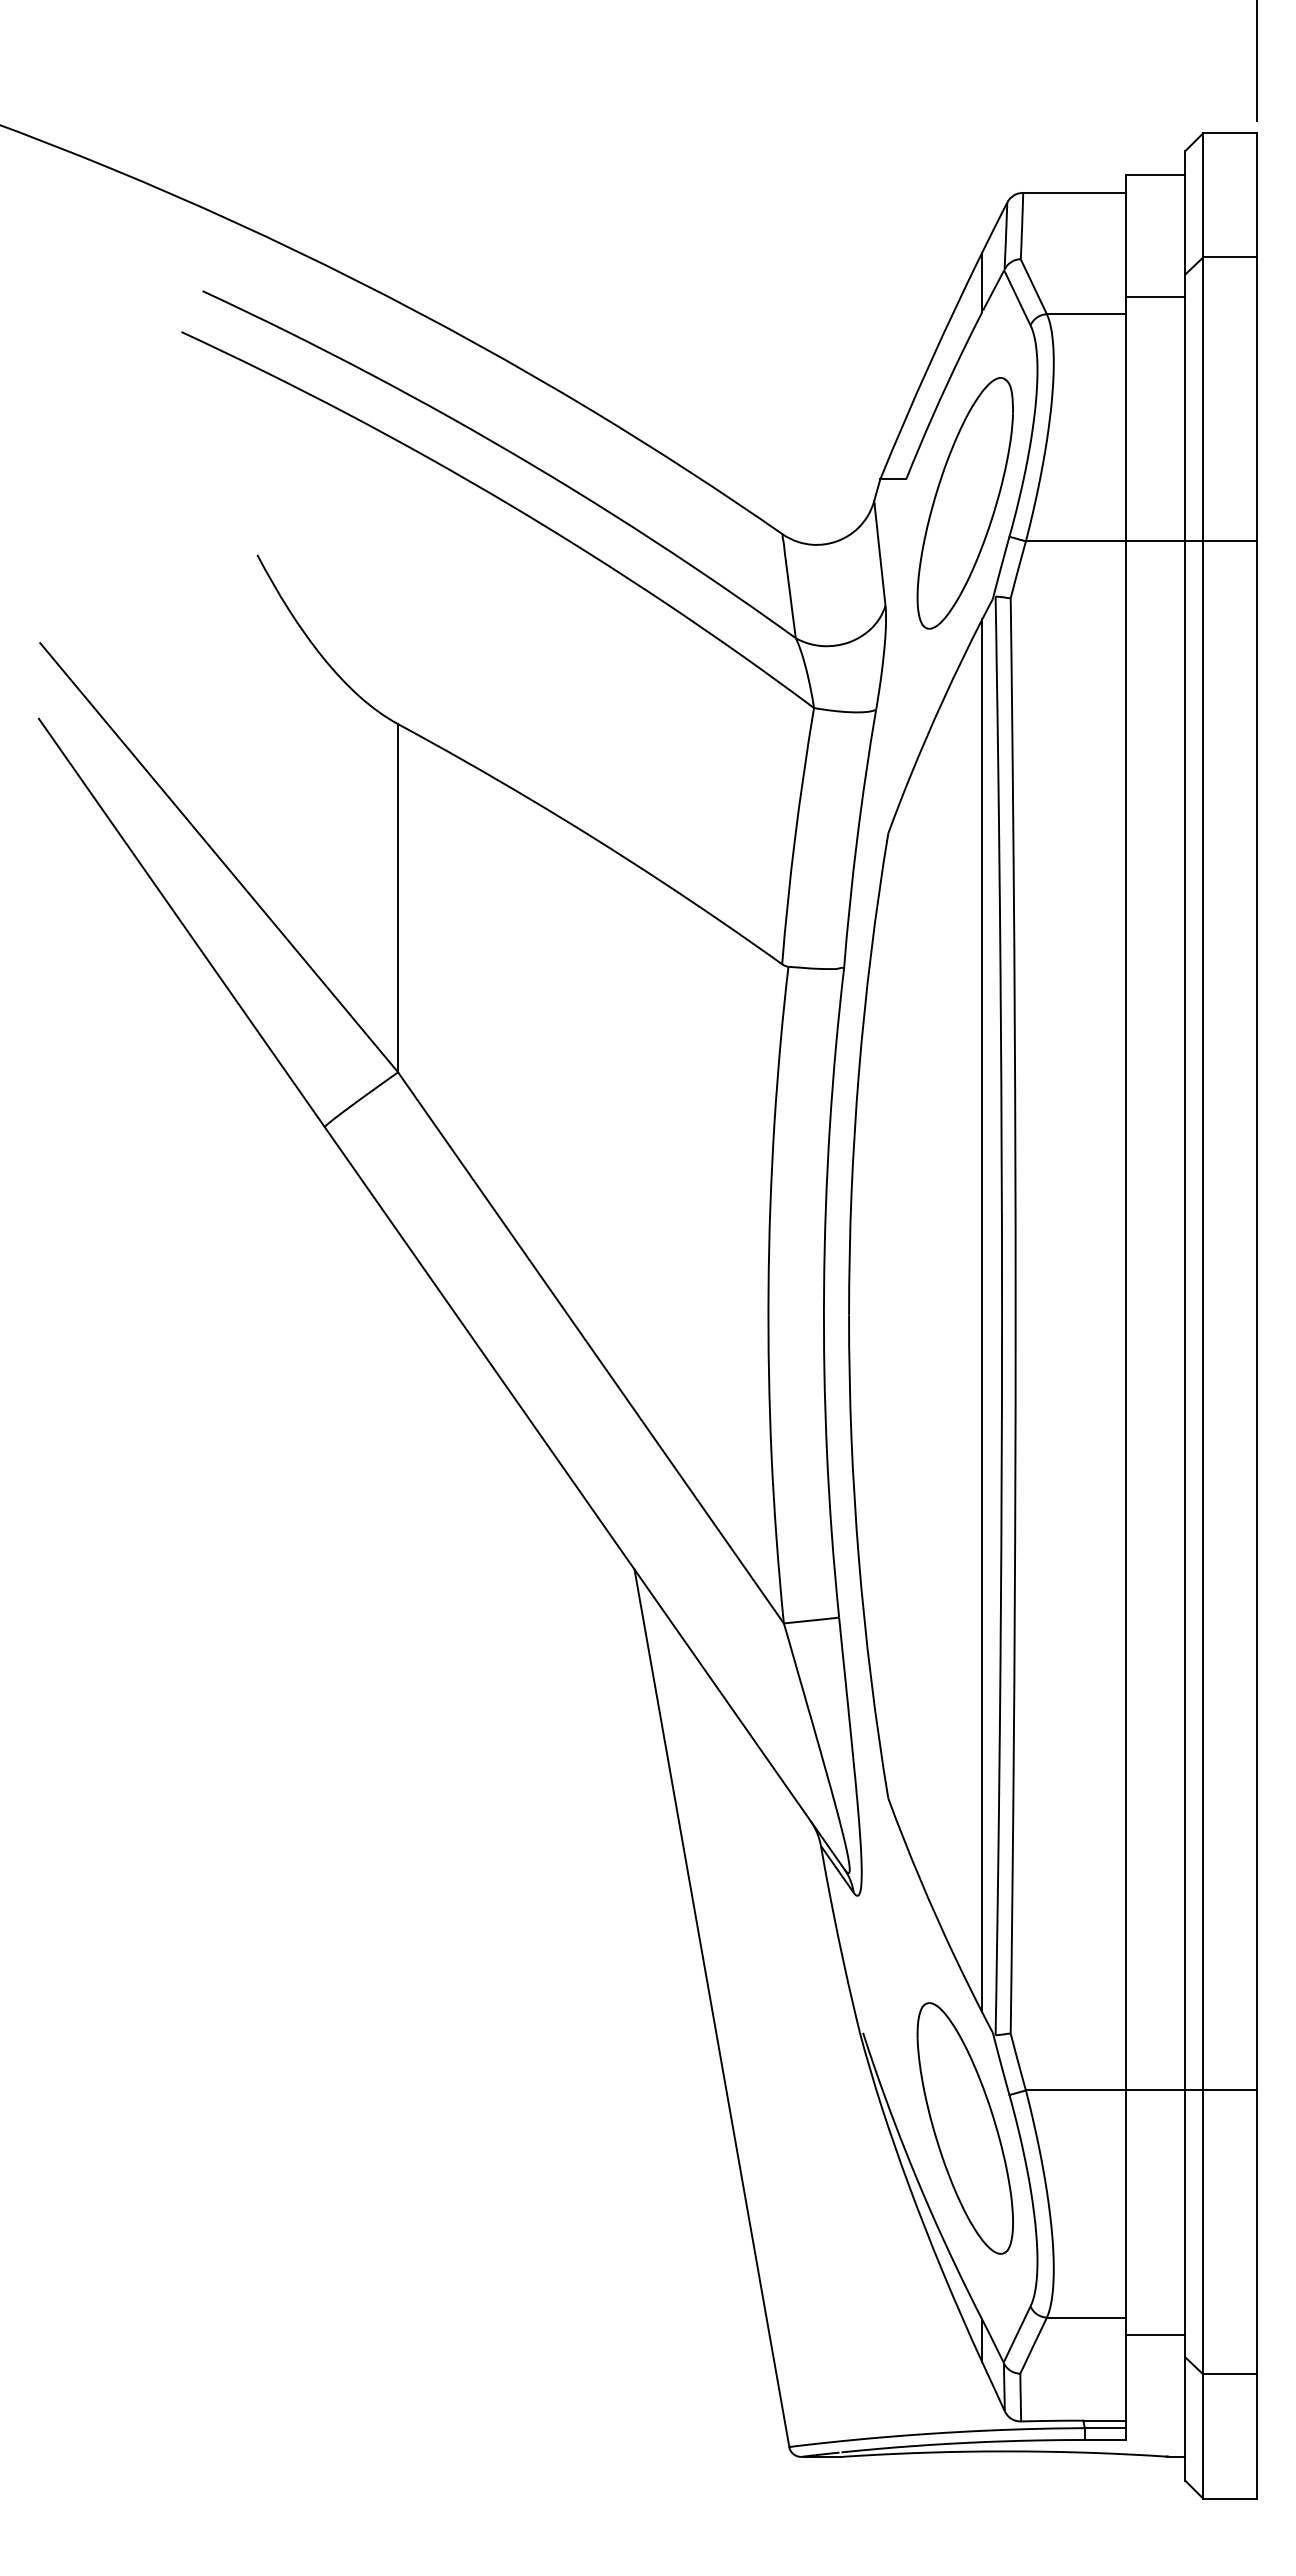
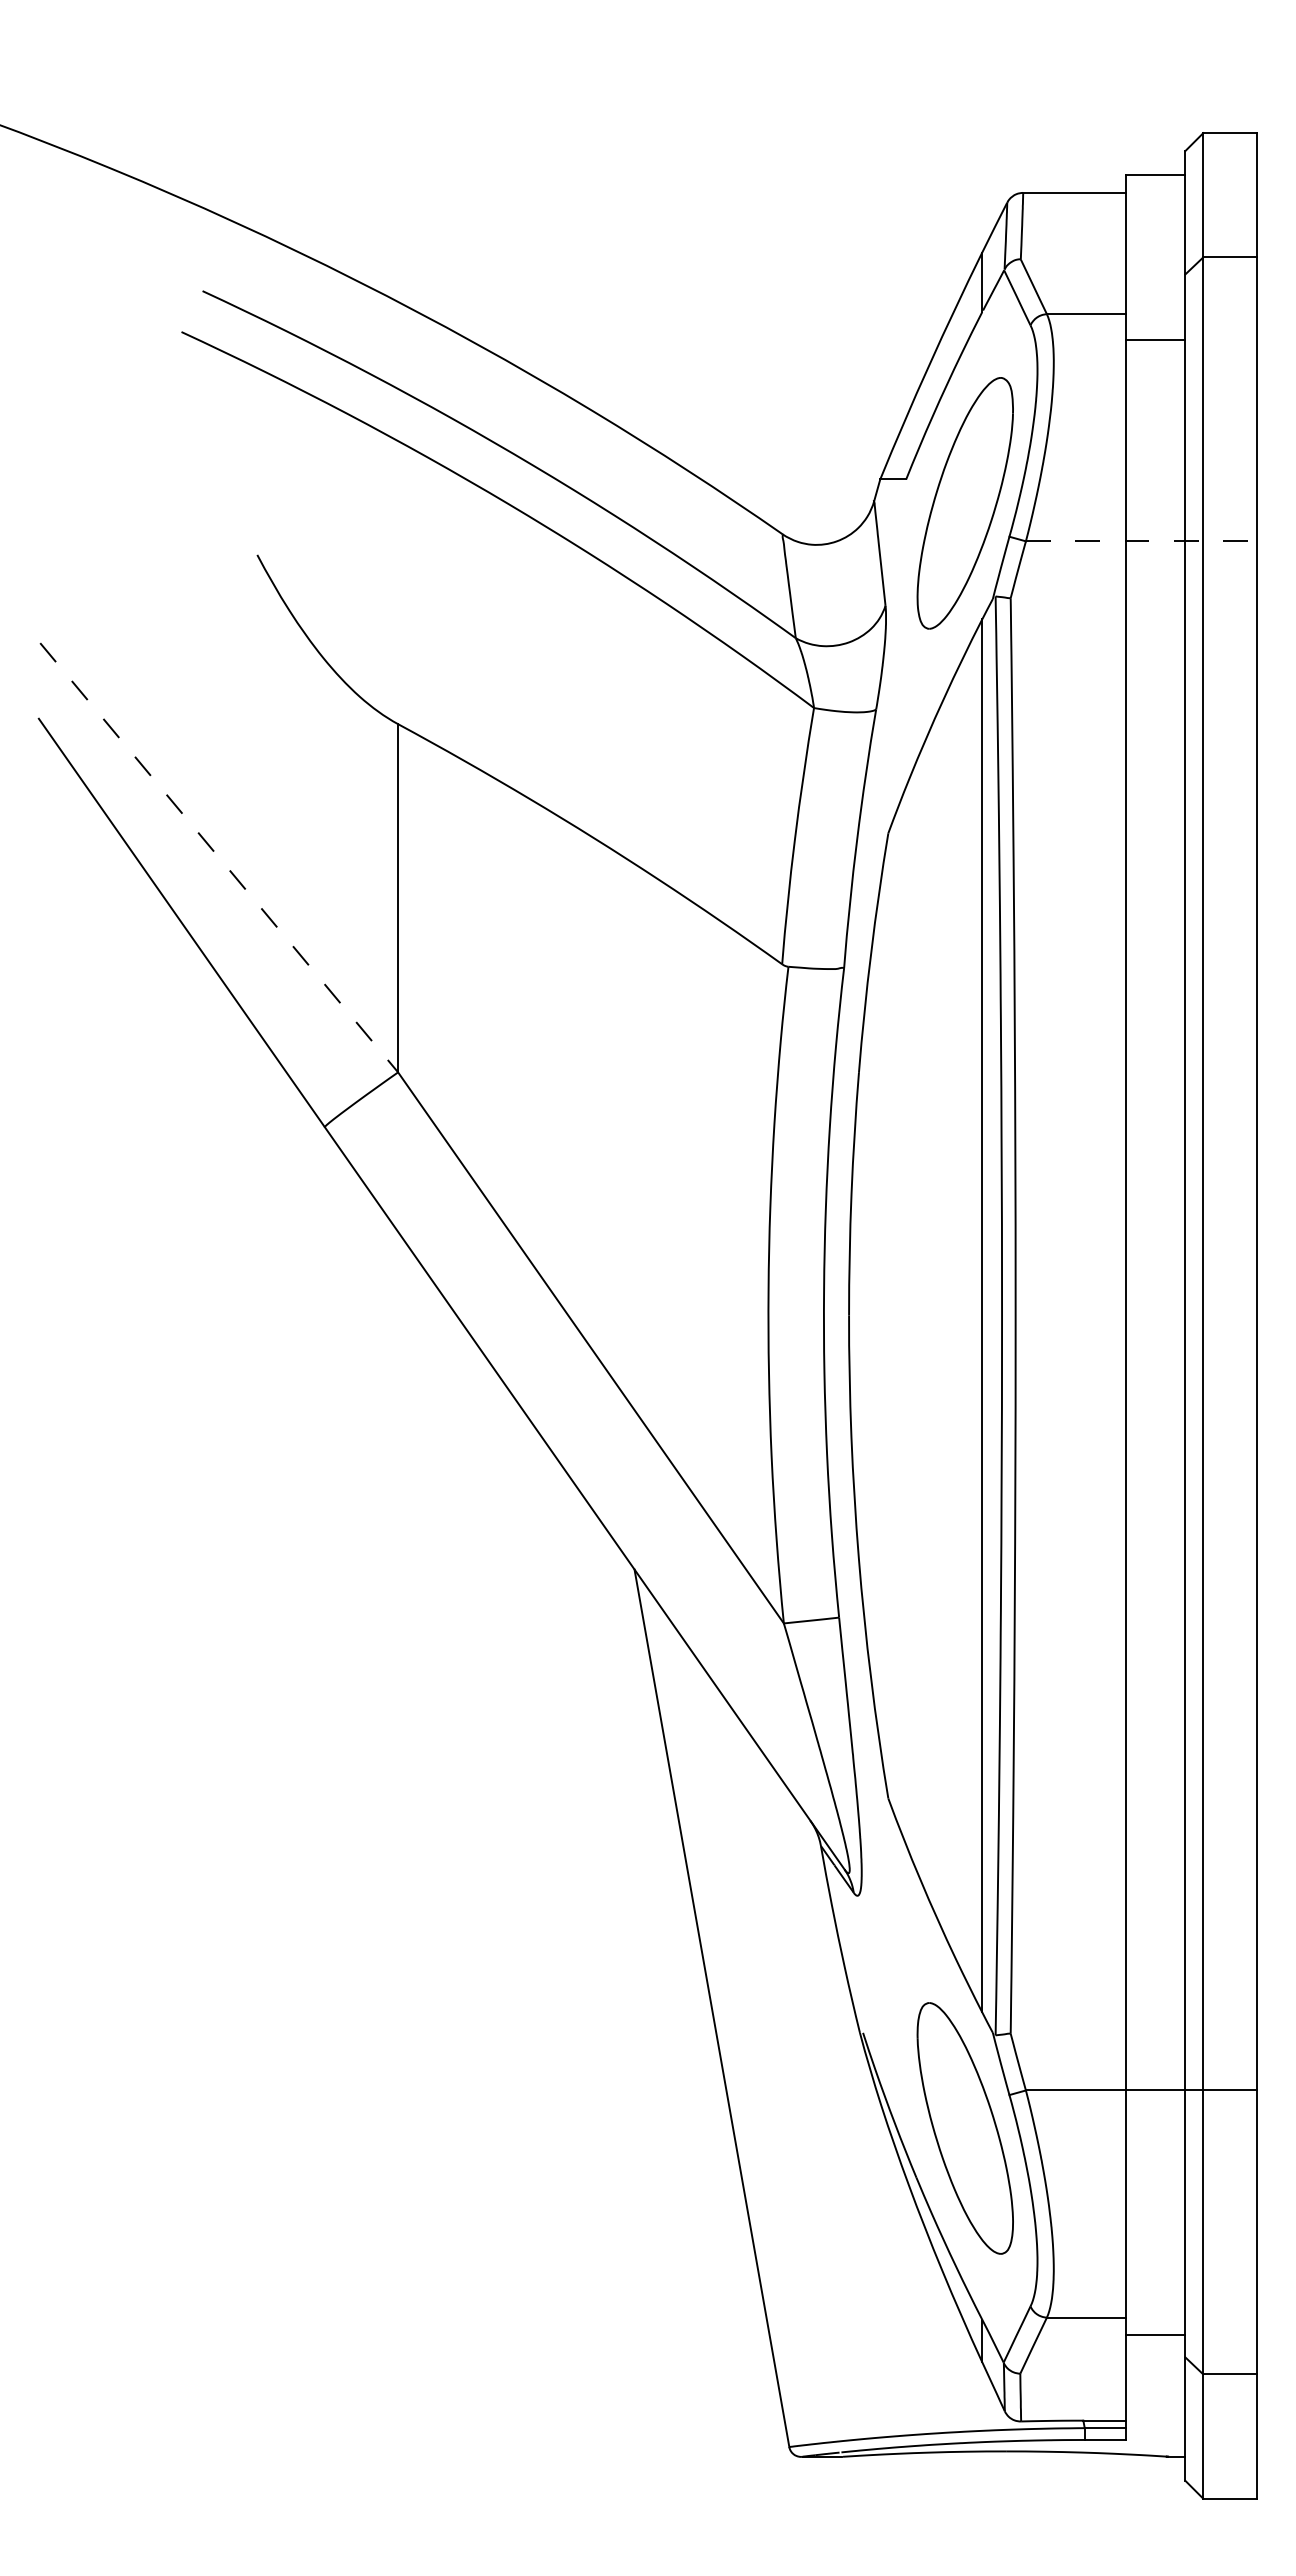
line: present -> none (1257, 61)
line position: (1155, 297) -> (1155, 340) (1155, 340)
line: solid -> dashed (1141, 541)
line: solid -> dashed (219, 858)
